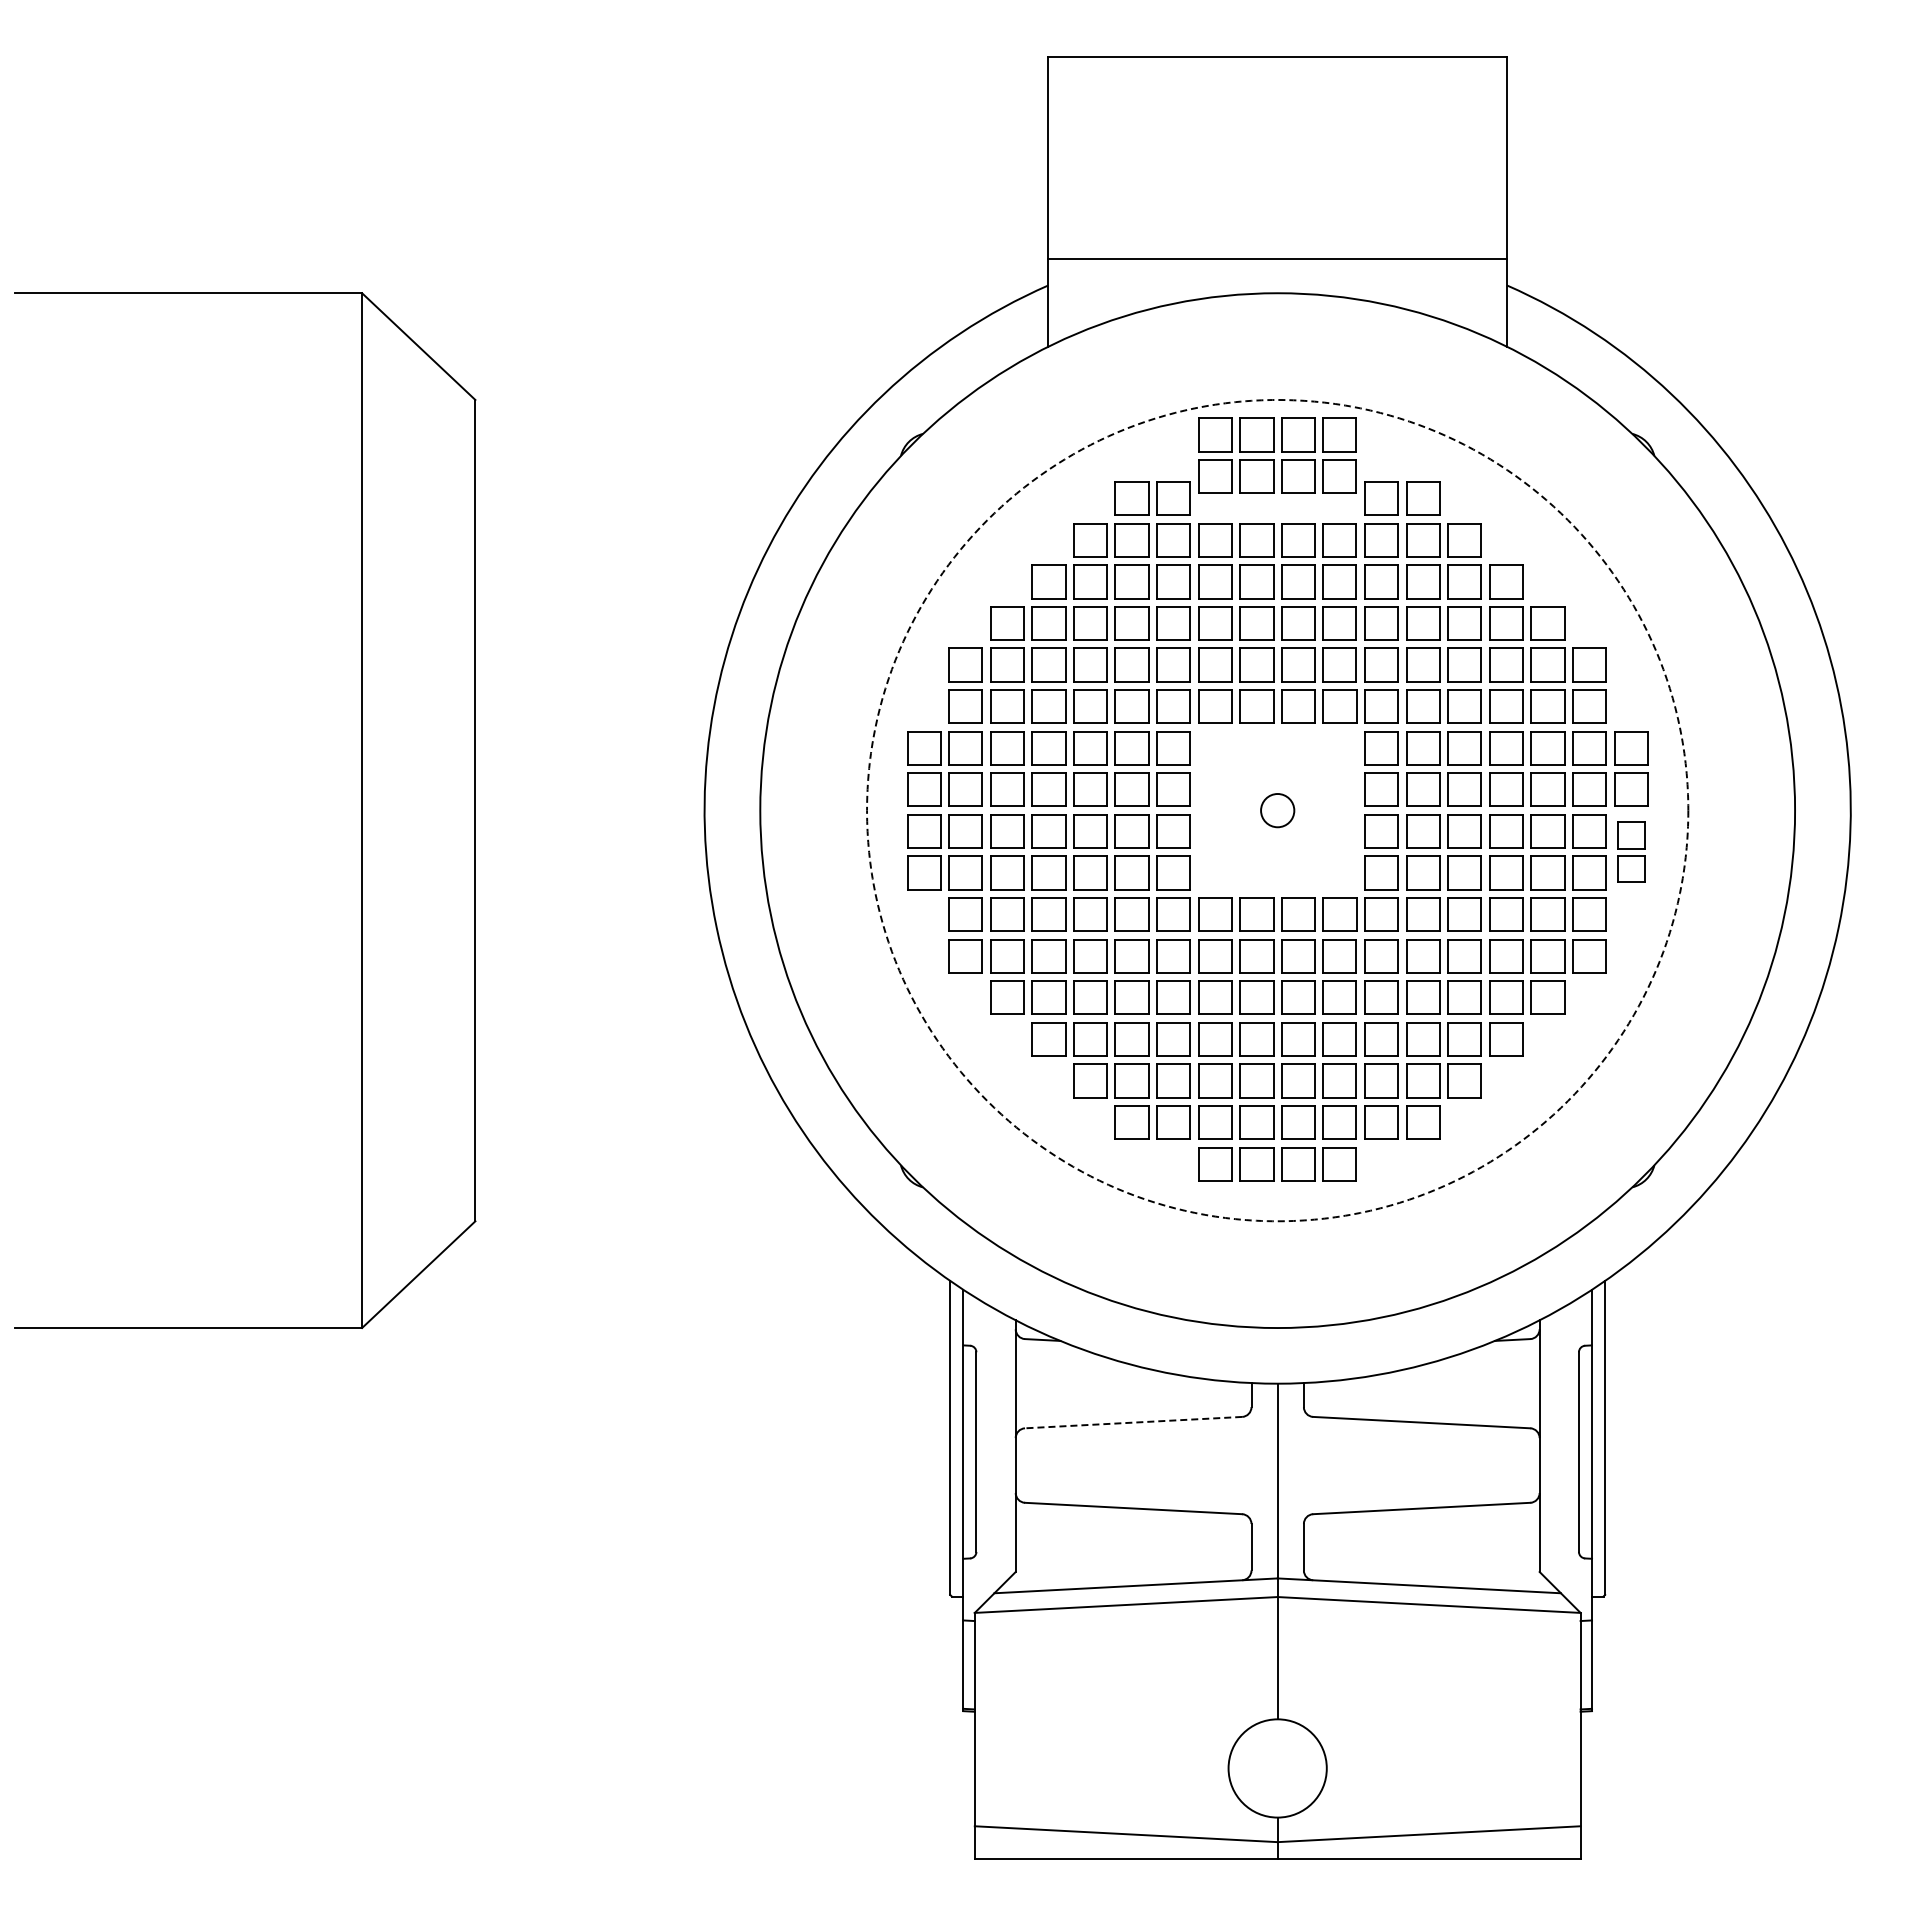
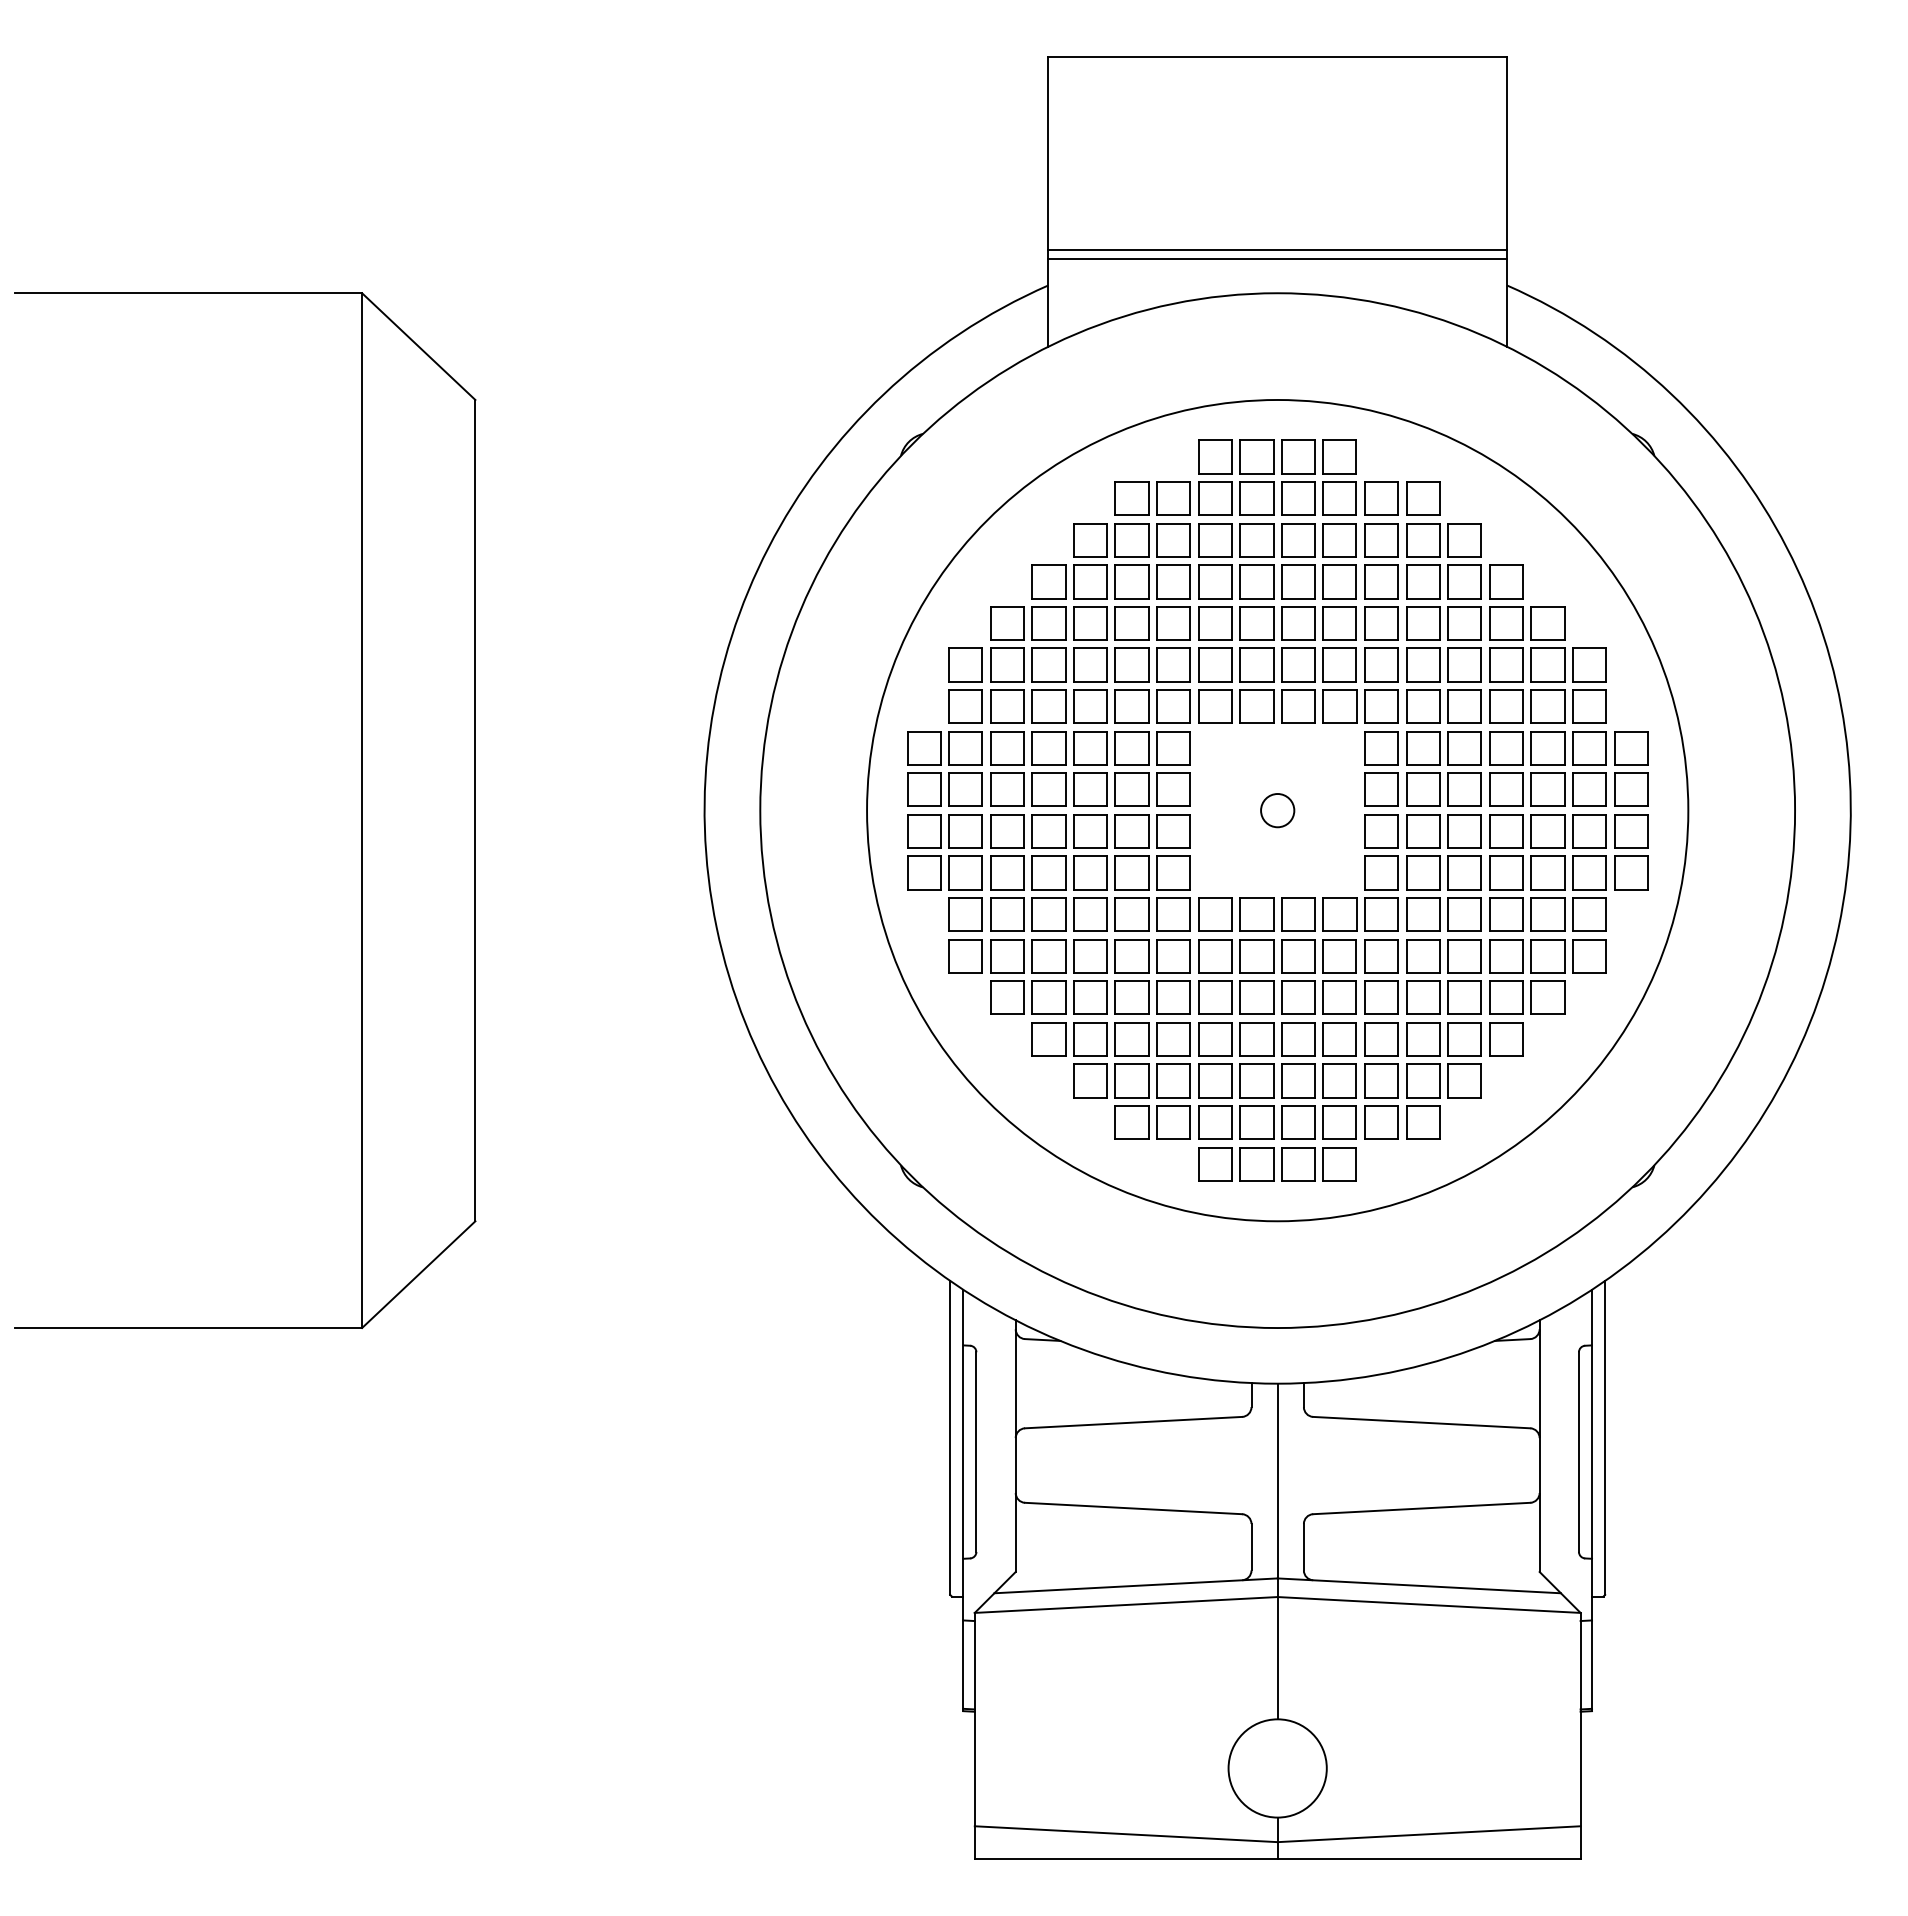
line: none -> present (1277, 250)
part position: (1277, 455) -> (1277, 477) (1277, 477)
circle: dashed -> solid (1277, 810)
part size: 29x62 px -> 35x77 px (1631, 852)
line: dashed -> solid (1133, 1422)
